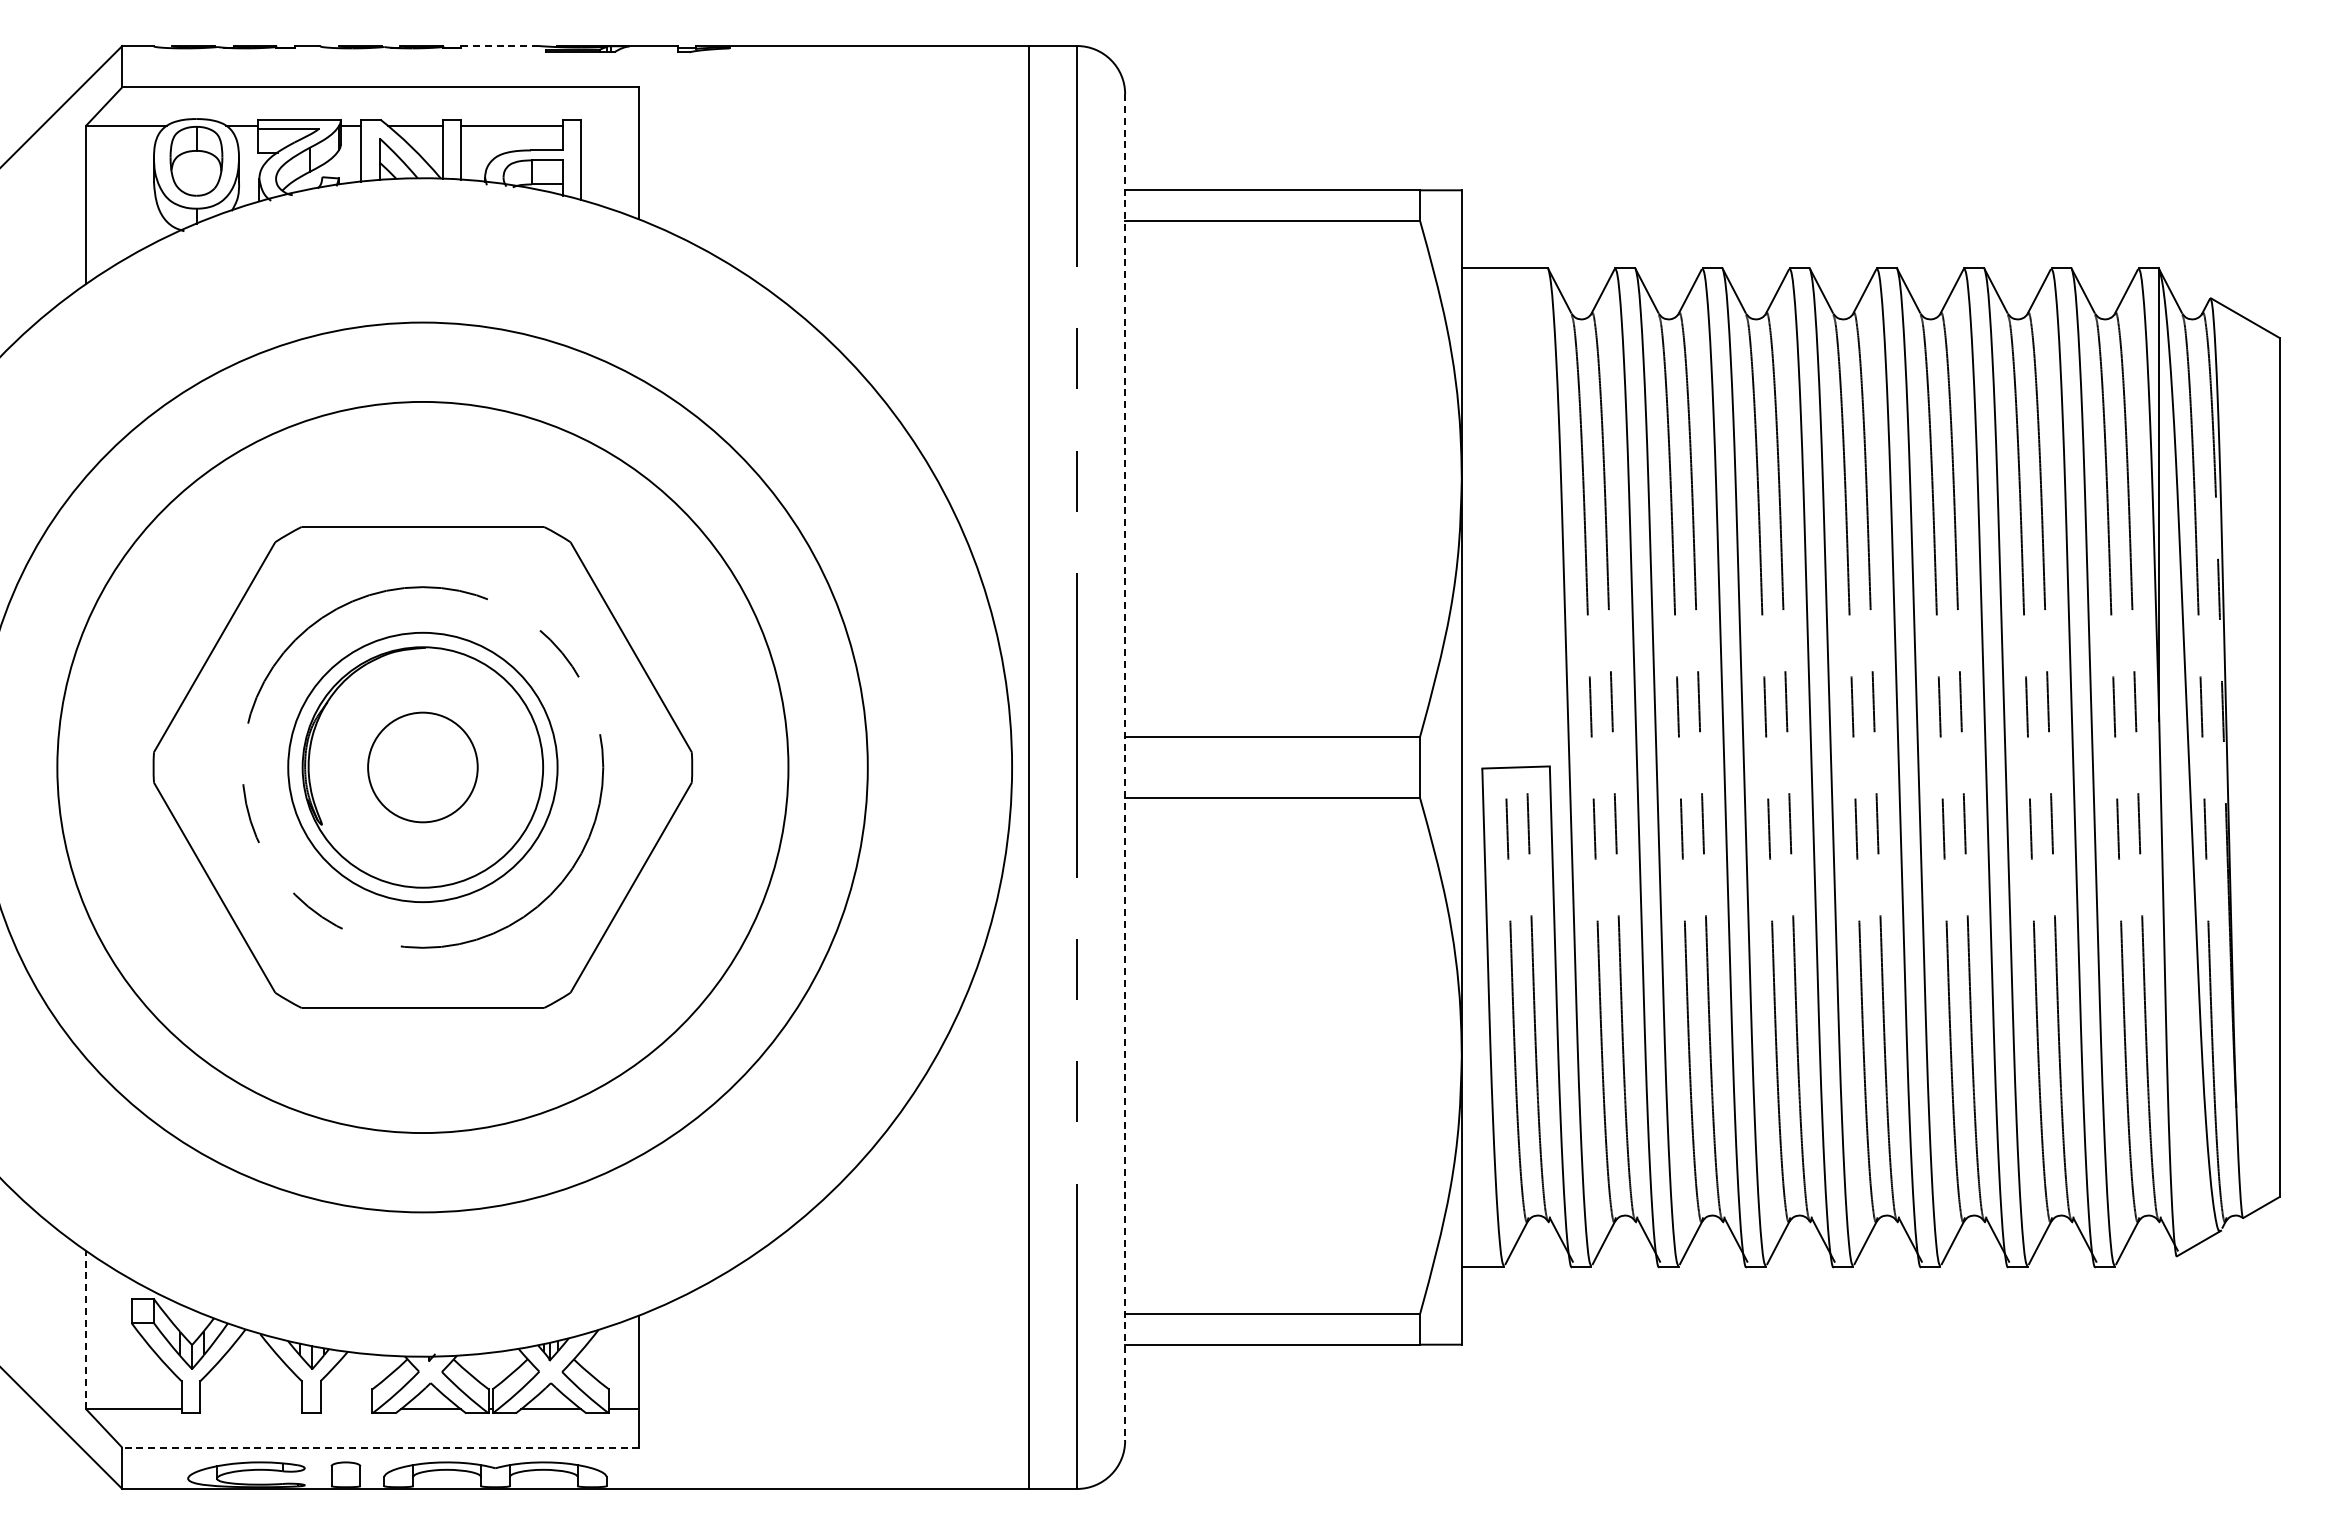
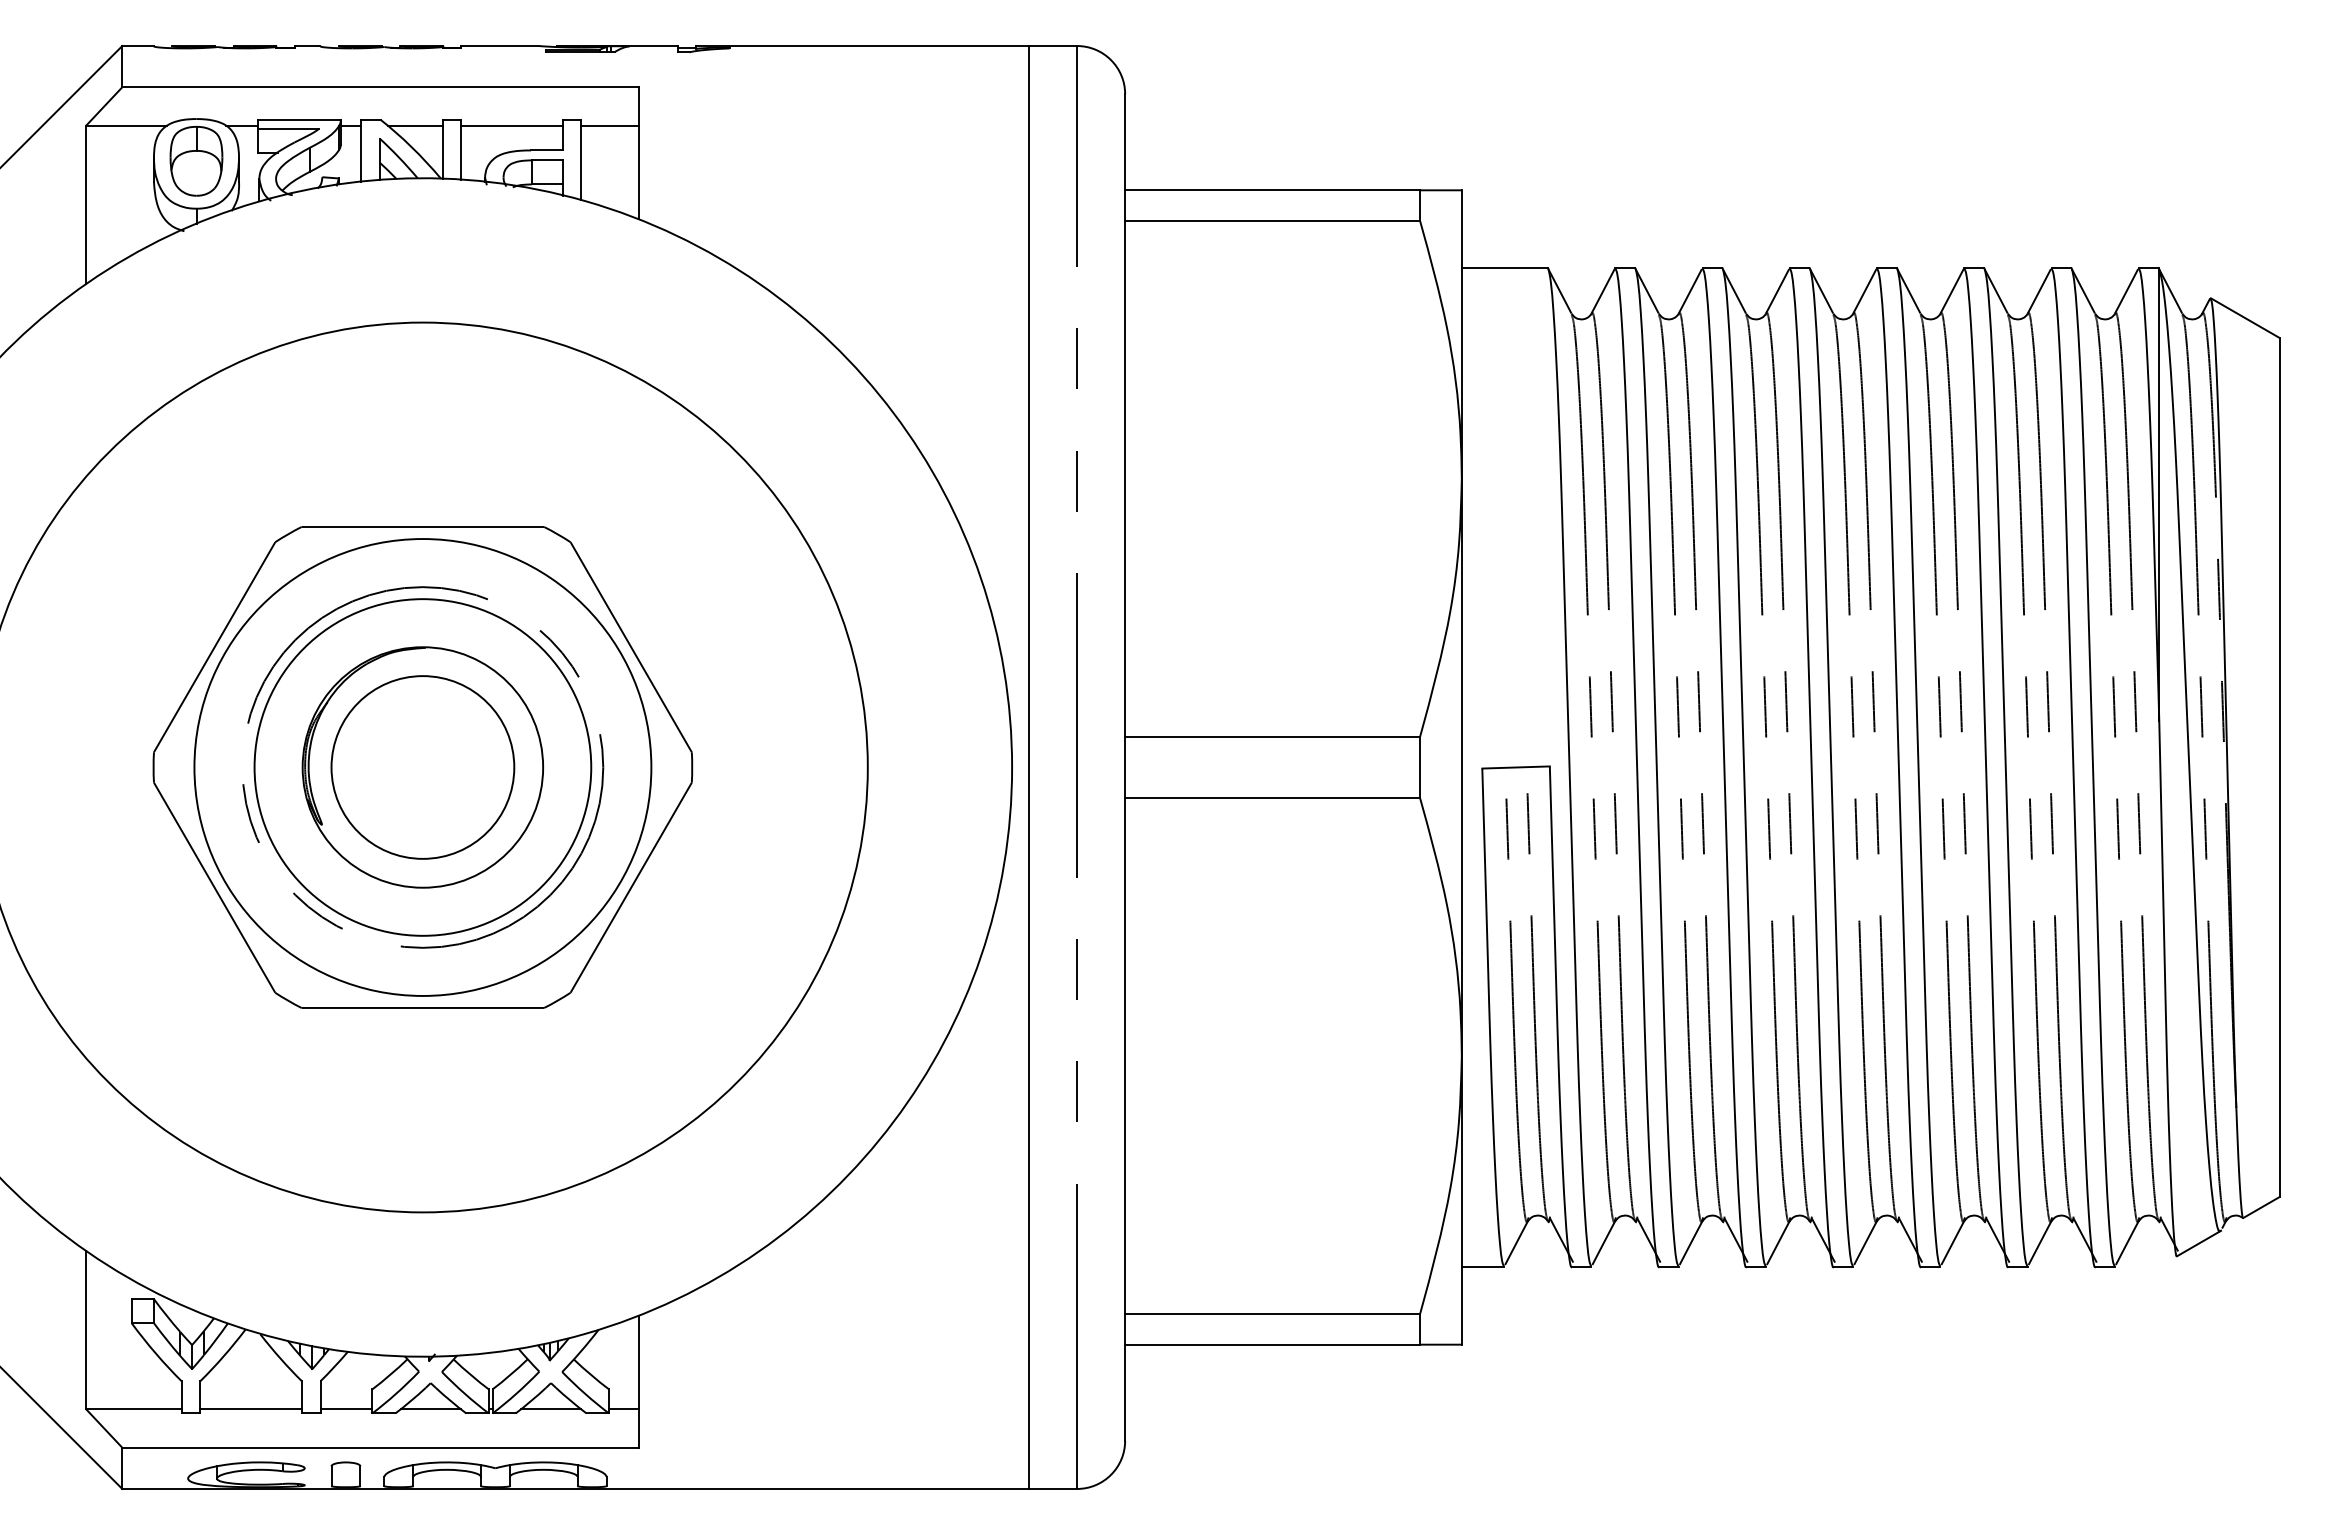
line: dashed -> solid (499, 46)
line: none -> present (610, 125)
circle diameter: 110 px -> 183 px (422, 767)
circle diameter: 269 px -> 337 px (422, 767)
circle diameter: 731 px -> 457 px (422, 767)
line: dashed -> solid (1125, 767)
line: dashed -> solid (86, 1329)
line: none -> present (251, 1409)
line: none -> present (346, 1409)
line: dashed -> solid (380, 1447)
